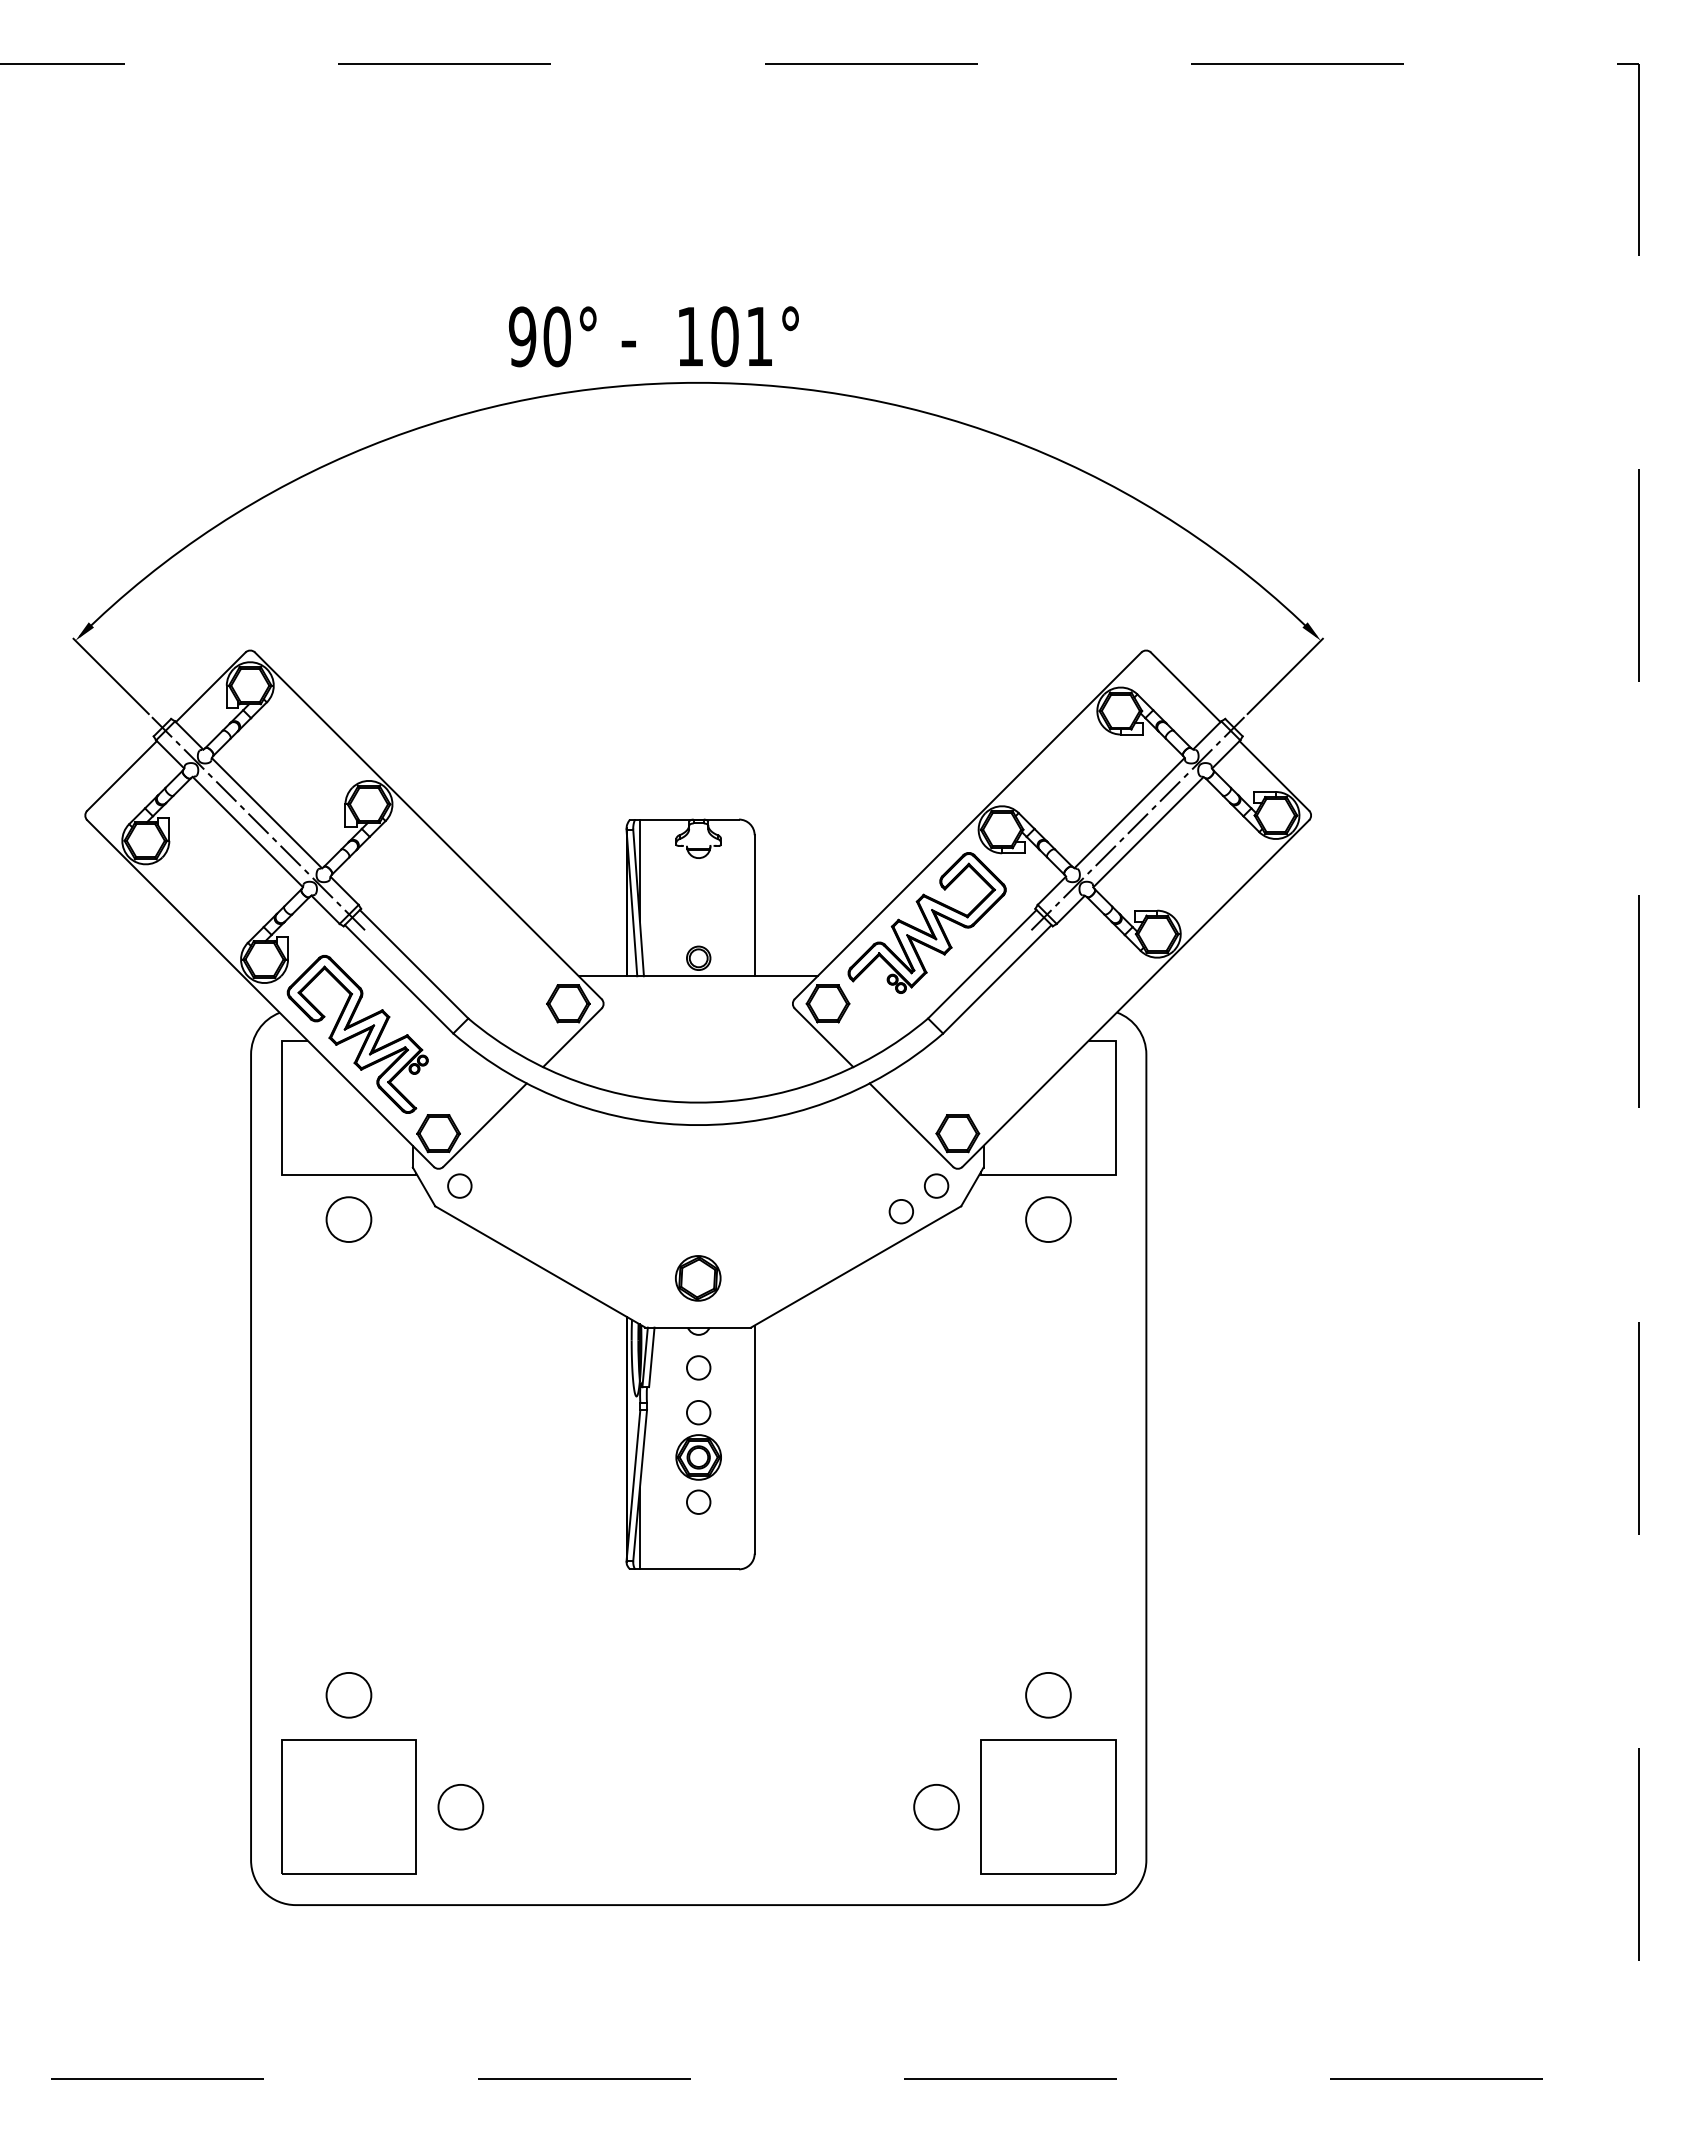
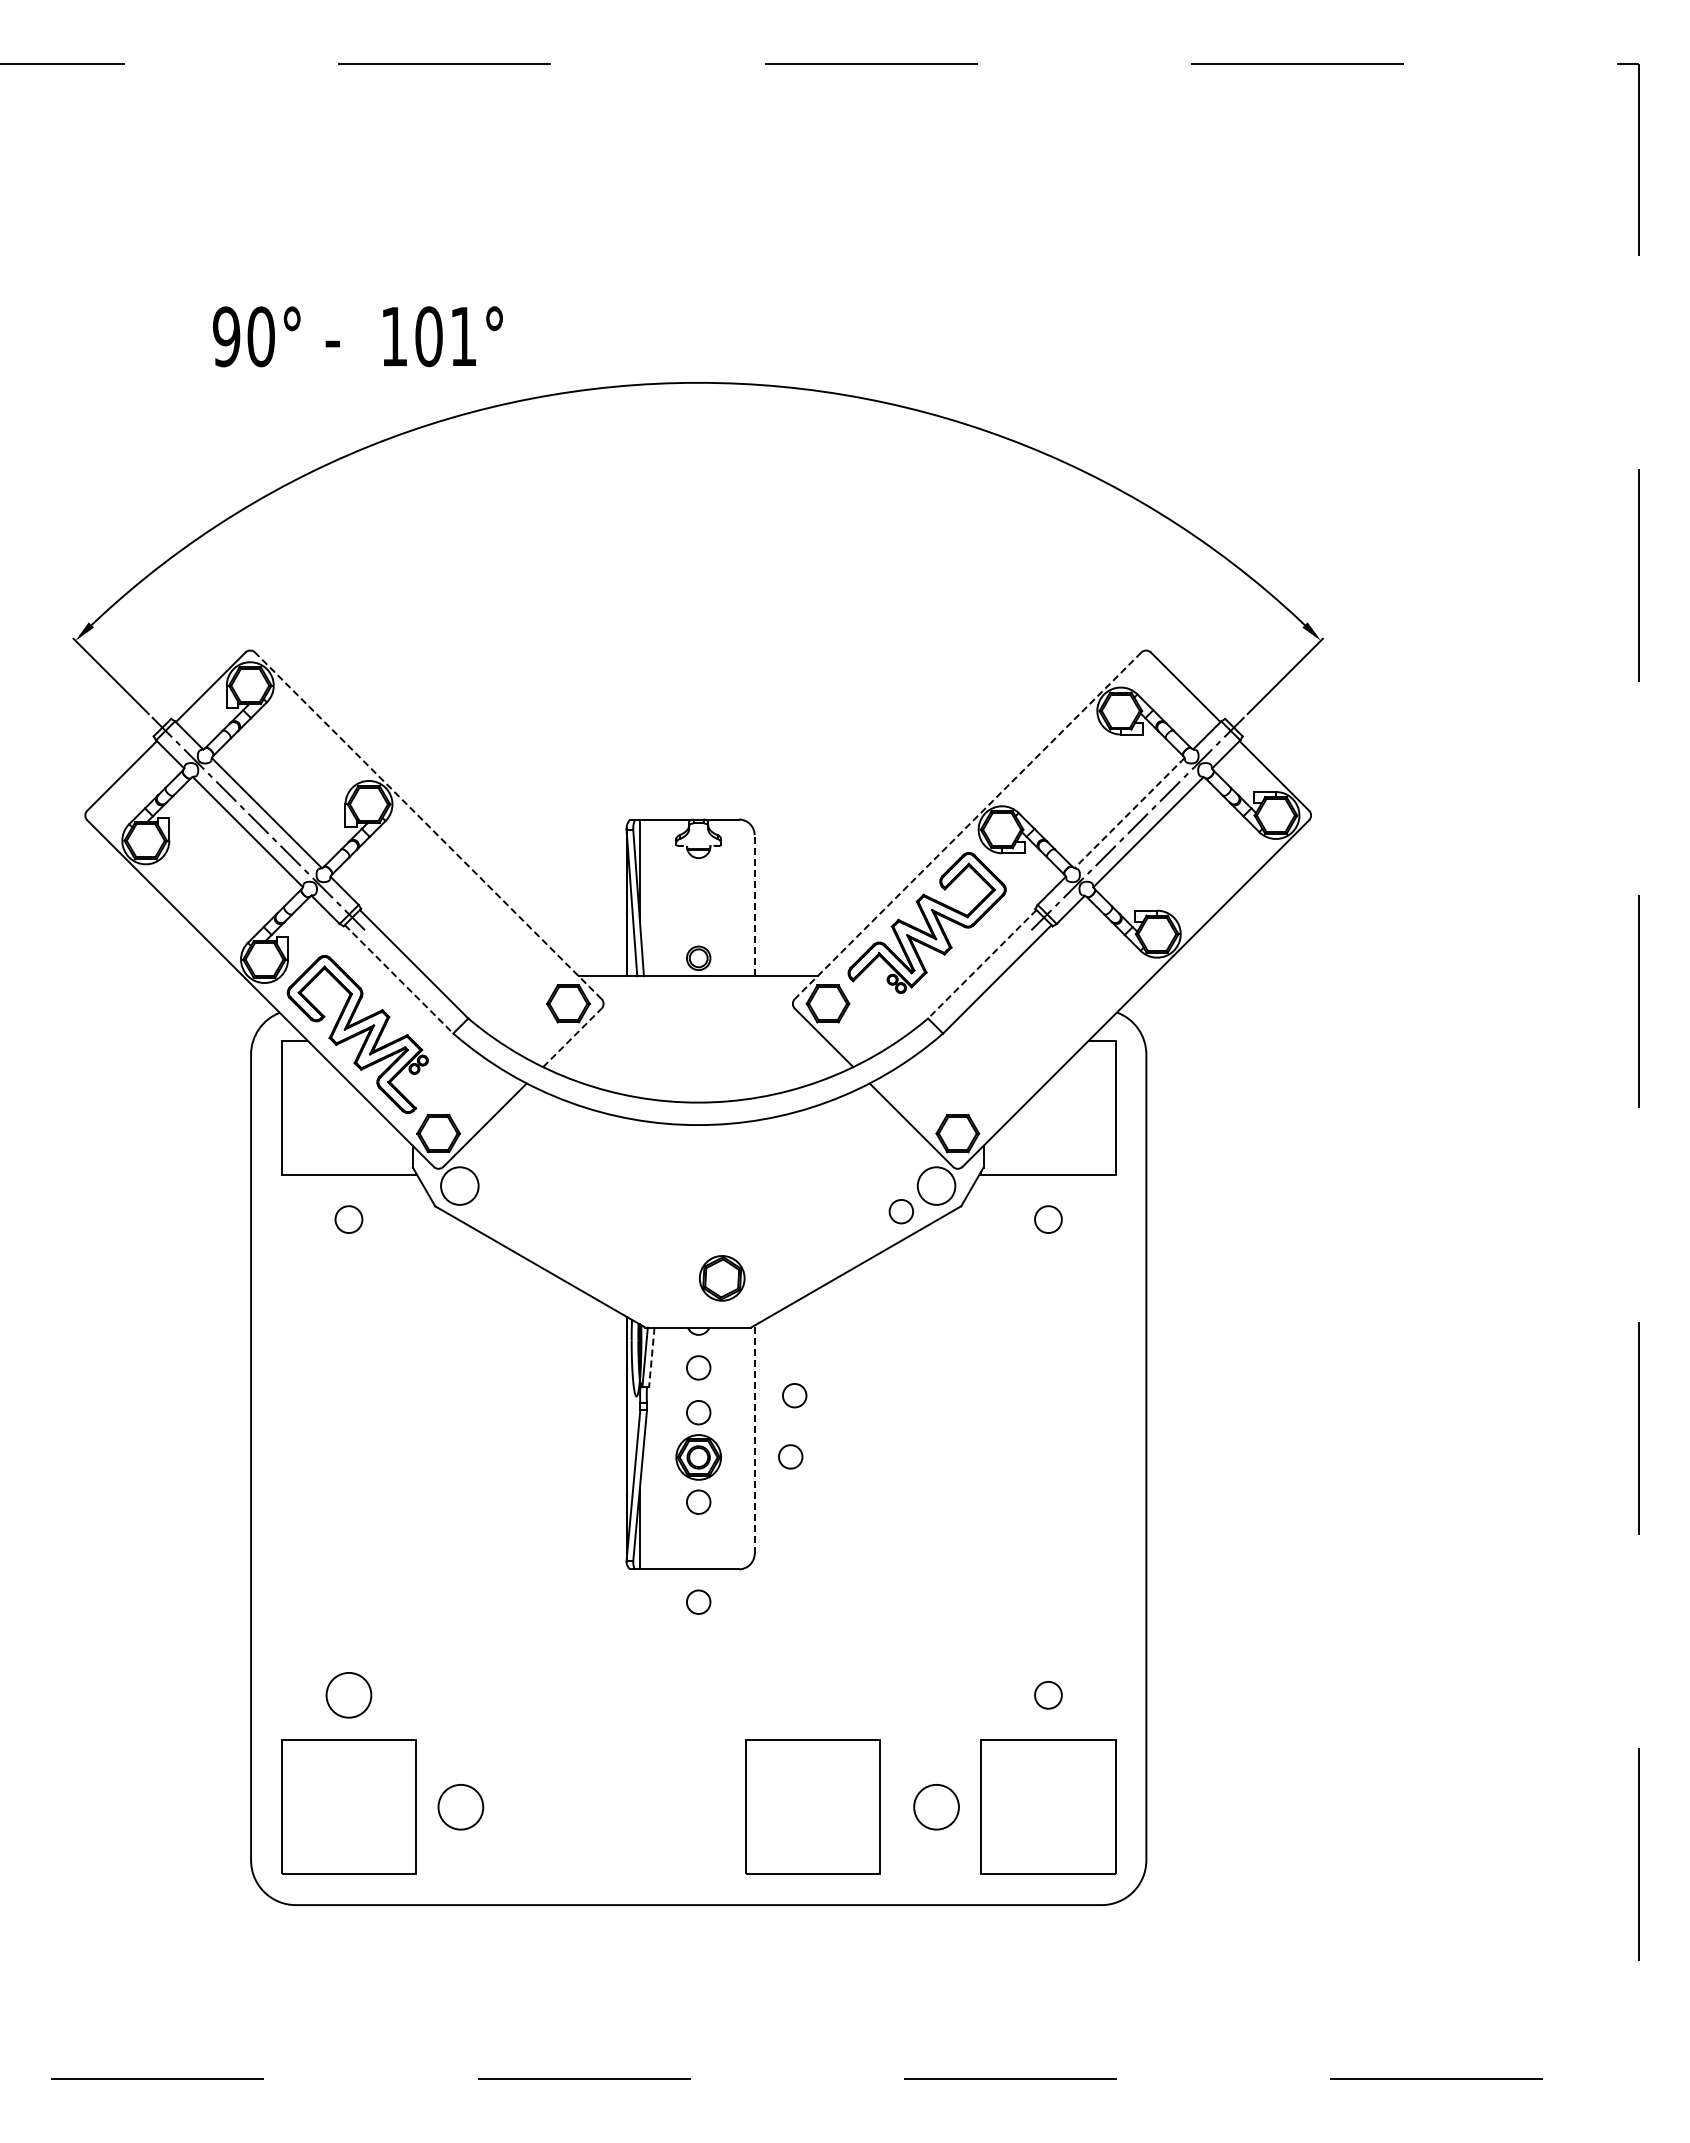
text position: (653, 336) -> (357, 336) (357, 336)
line: solid -> dashed (1129, 813)
line: solid -> dashed (427, 825)
line: solid -> dashed (967, 826)
line: solid -> dashed (754, 905)
line: solid -> dashed (982, 964)
line: solid -> dashed (399, 979)
line: solid -> dashed (572, 1037)
circle diameter: 24 px -> 38 px (459, 1185)
circle diameter: 24 px -> 38 px (936, 1185)
circle diameter: 45 px -> 27 px (348, 1219)
circle diameter: 45 px -> 27 px (1048, 1219)
part position: (698, 1278) -> (722, 1278) (722, 1278)
line: solid -> dashed (651, 1357)
circle: none -> present (794, 1395)
line: solid -> dashed (754, 1439)
circle: none -> present (790, 1456)
circle: none -> present (698, 1601)
circle diameter: 45 px -> 27 px (1048, 1694)
part: none -> present (812, 1806)
